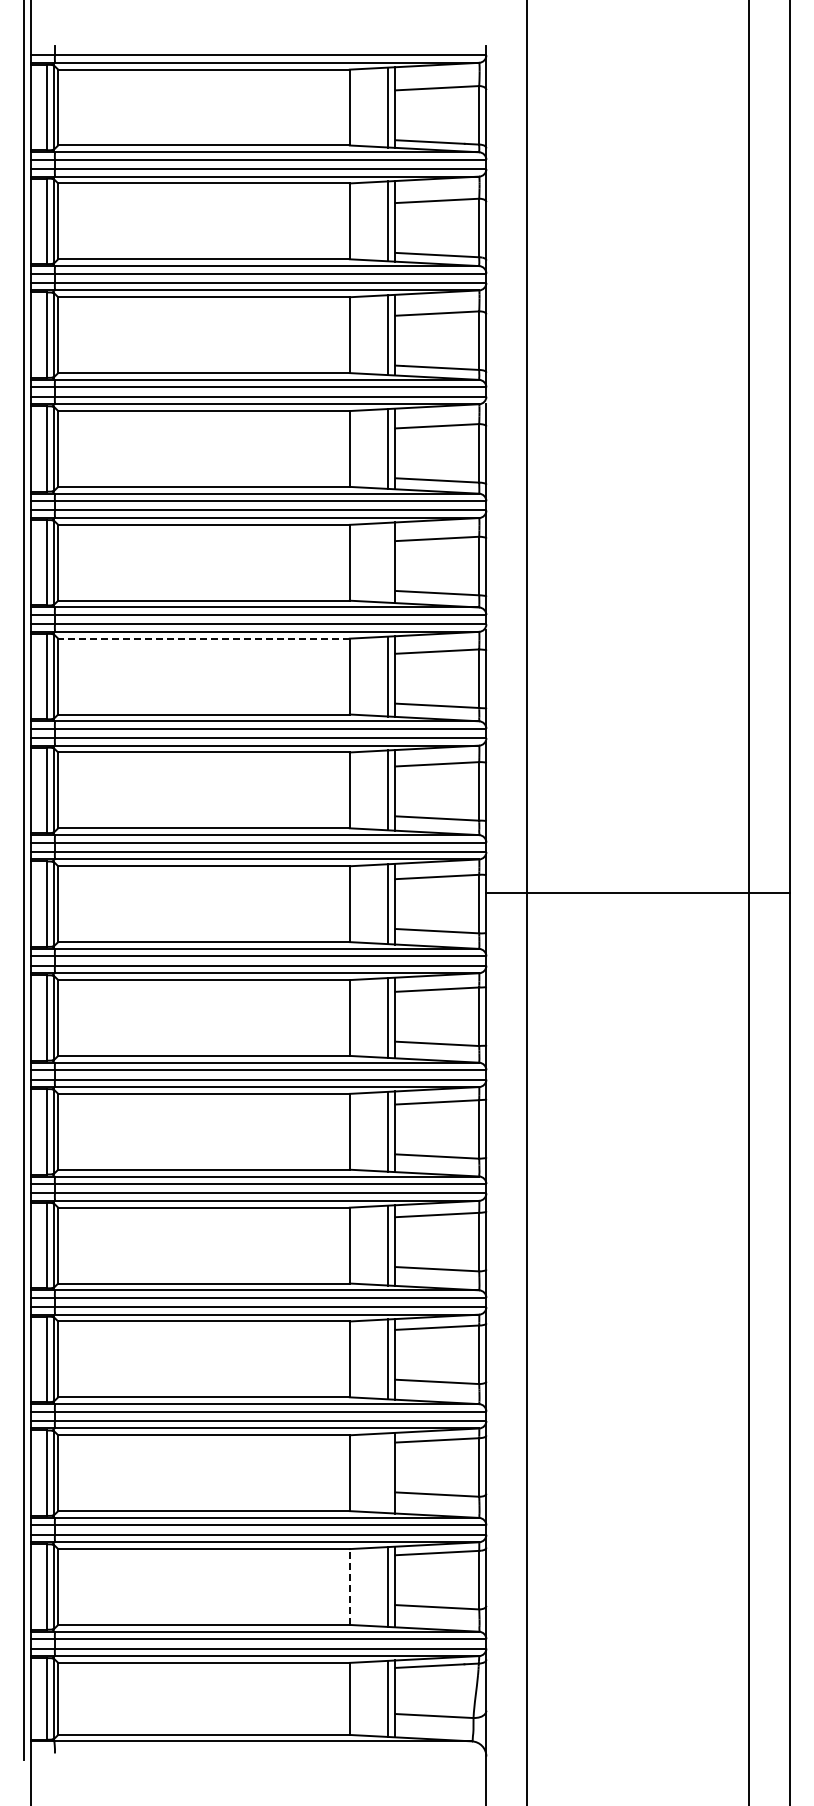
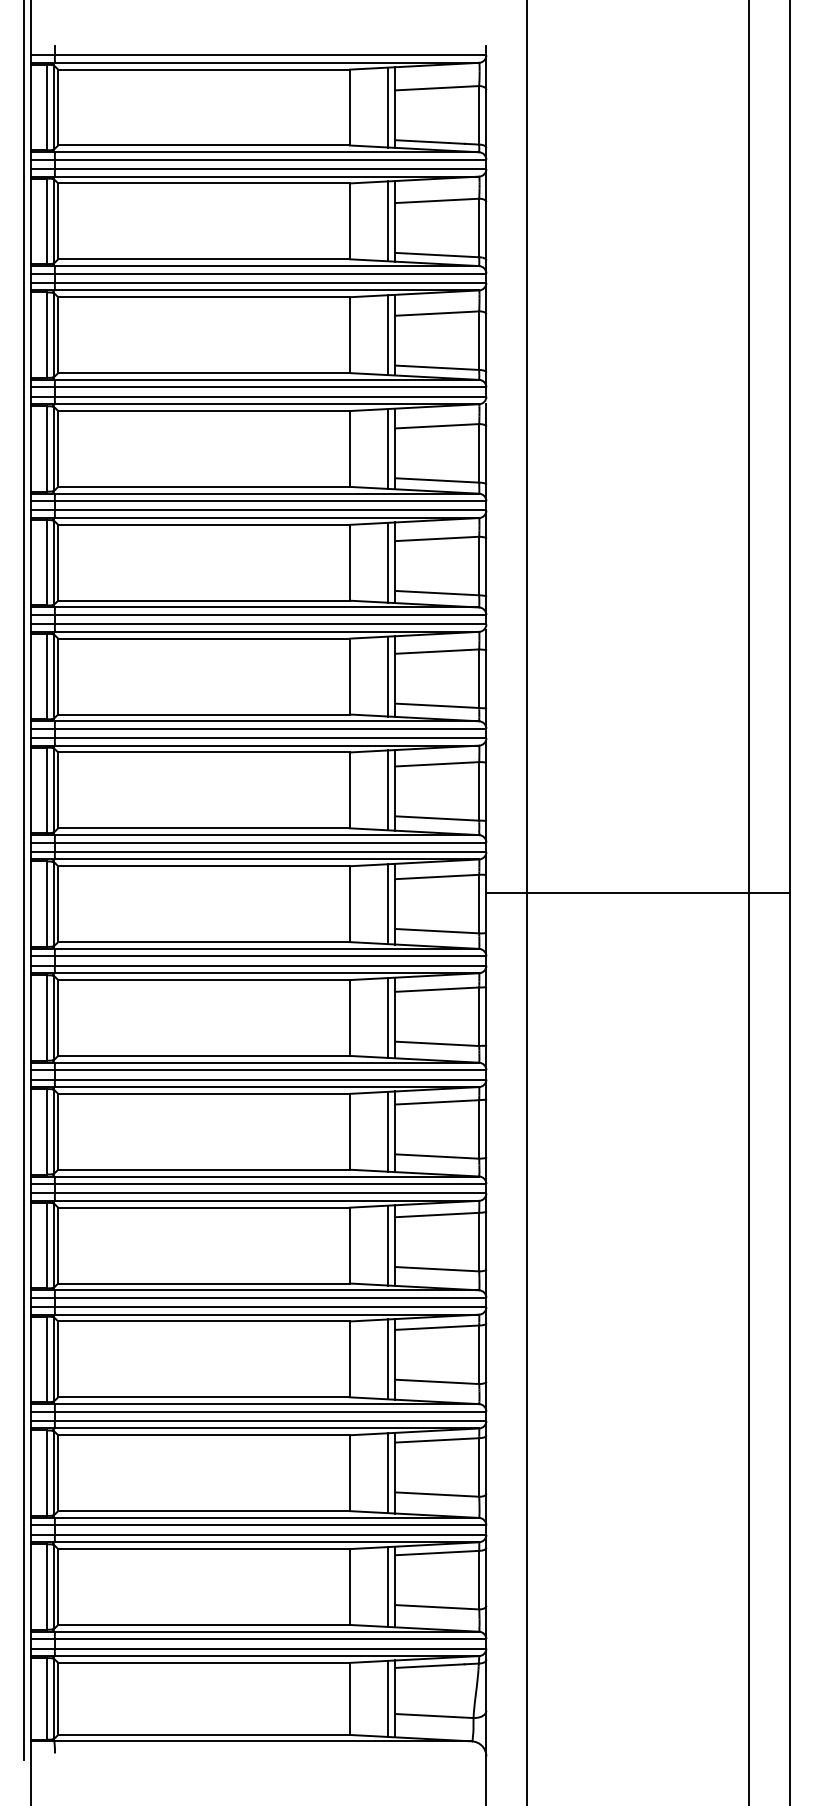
line: none -> present (388, 562)
line: dashed -> solid (204, 638)
line: none -> present (388, 1473)
line: dashed -> solid (349, 1587)
